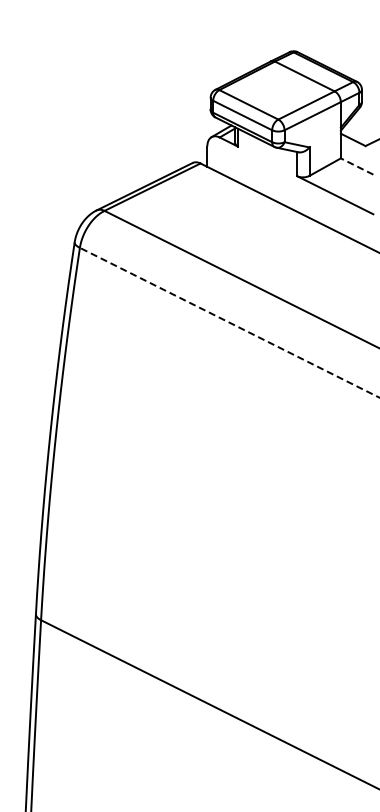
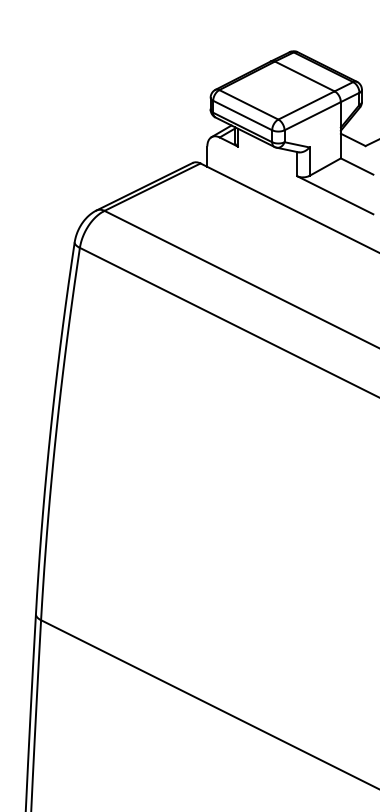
line: dashed -> solid (356, 166)
line: dashed -> solid (229, 322)
